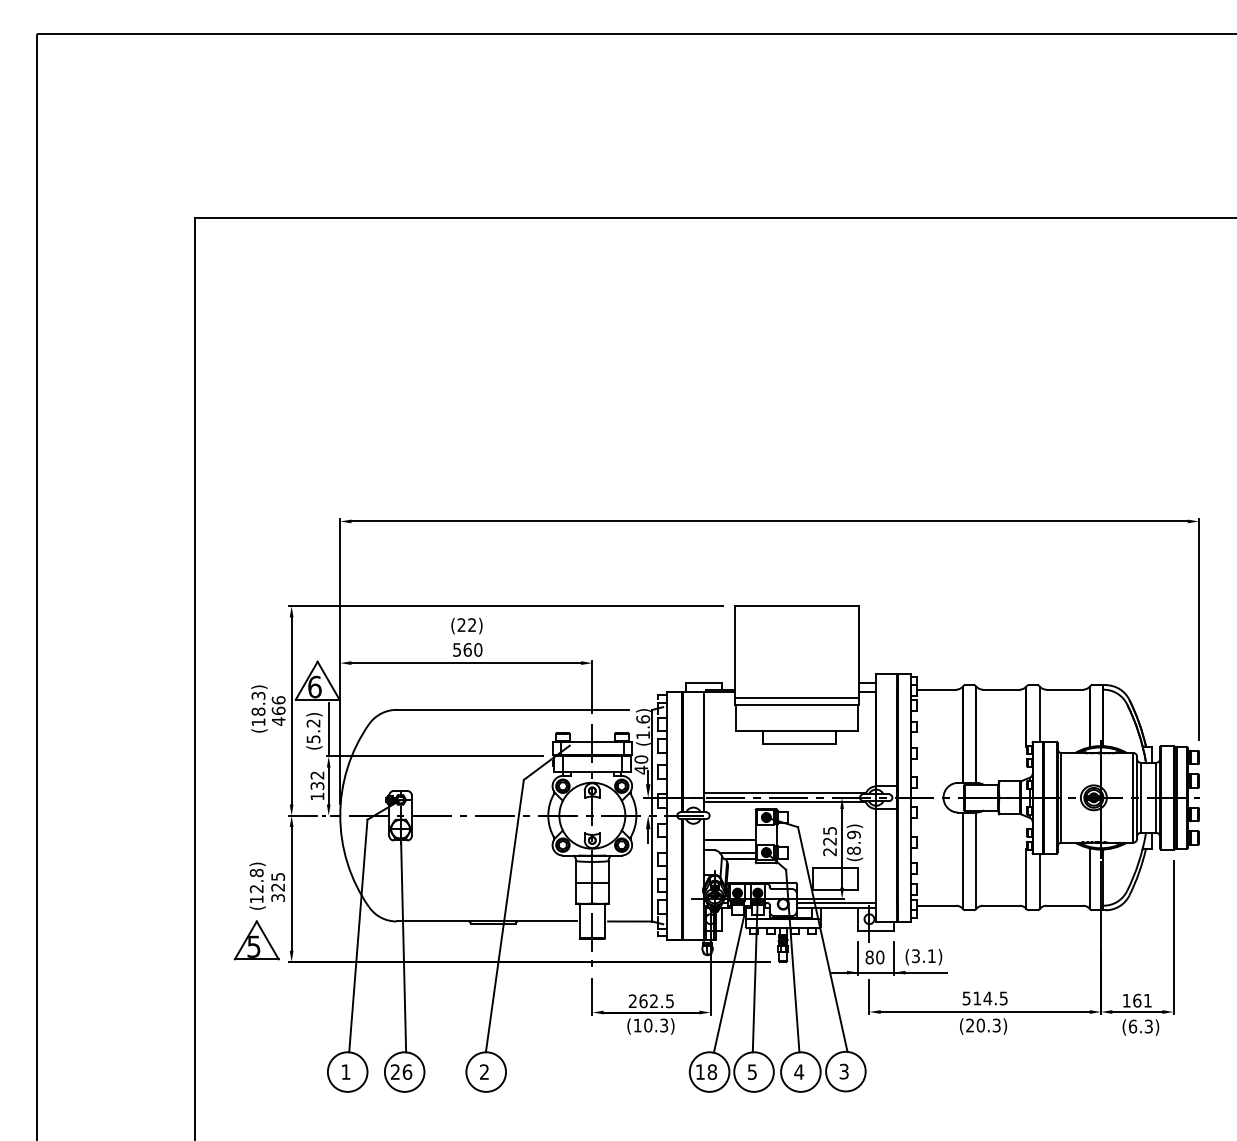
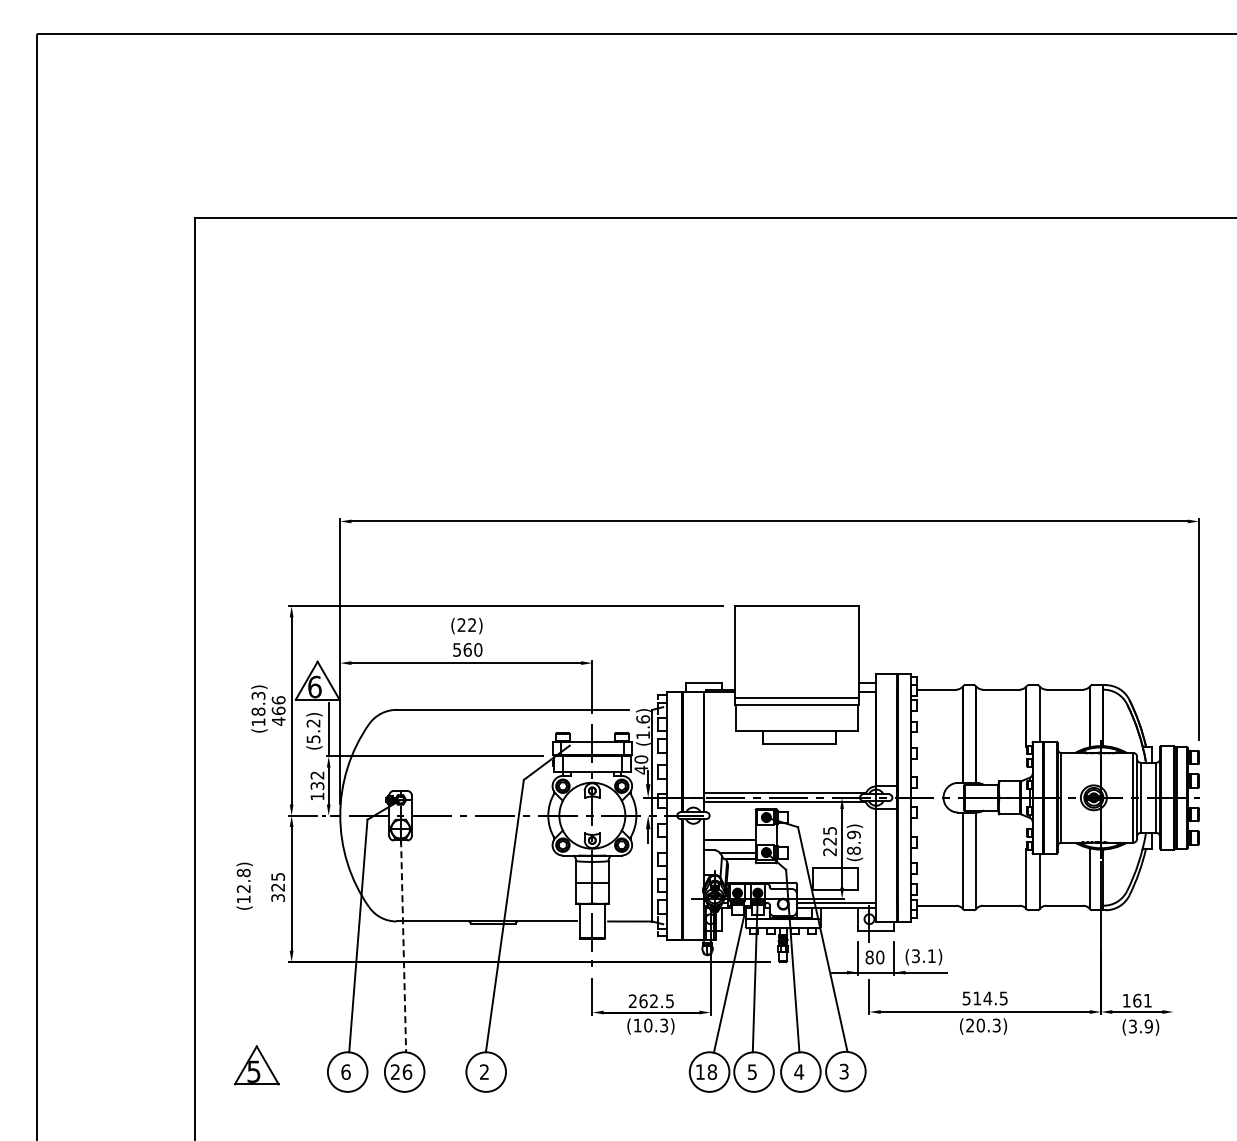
text position: (257, 885) -> (244, 885) (244, 885)
line: present -> none (1173, 937)
part position: (256, 940) -> (256, 1065) (256, 1065)
line: solid -> dashed (403, 940)
text: (6.3) -> (3.9) (1140, 1026)
text: 1 -> 6 (345, 1071)
